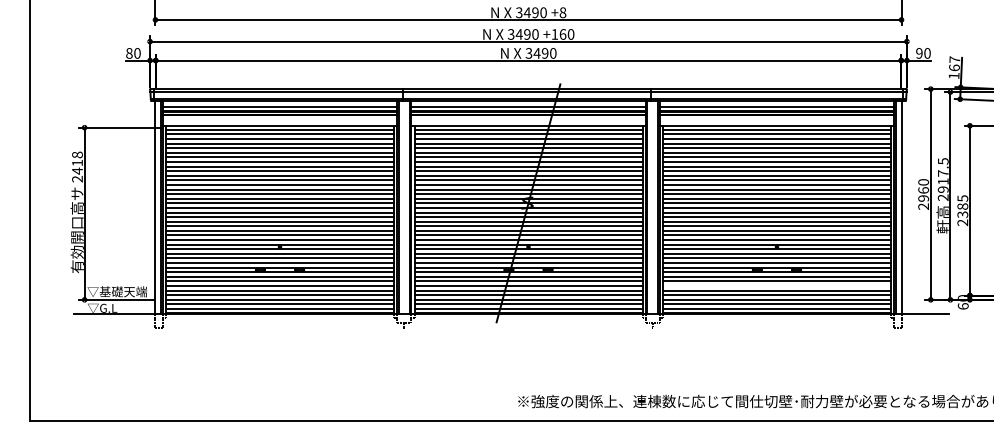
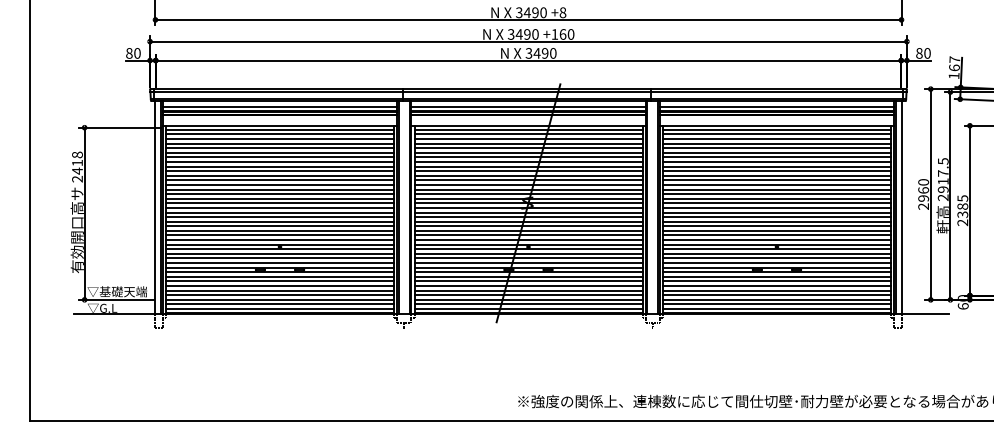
text: 90 -> 80 (919, 53)
line: none -> present (776, 285)
